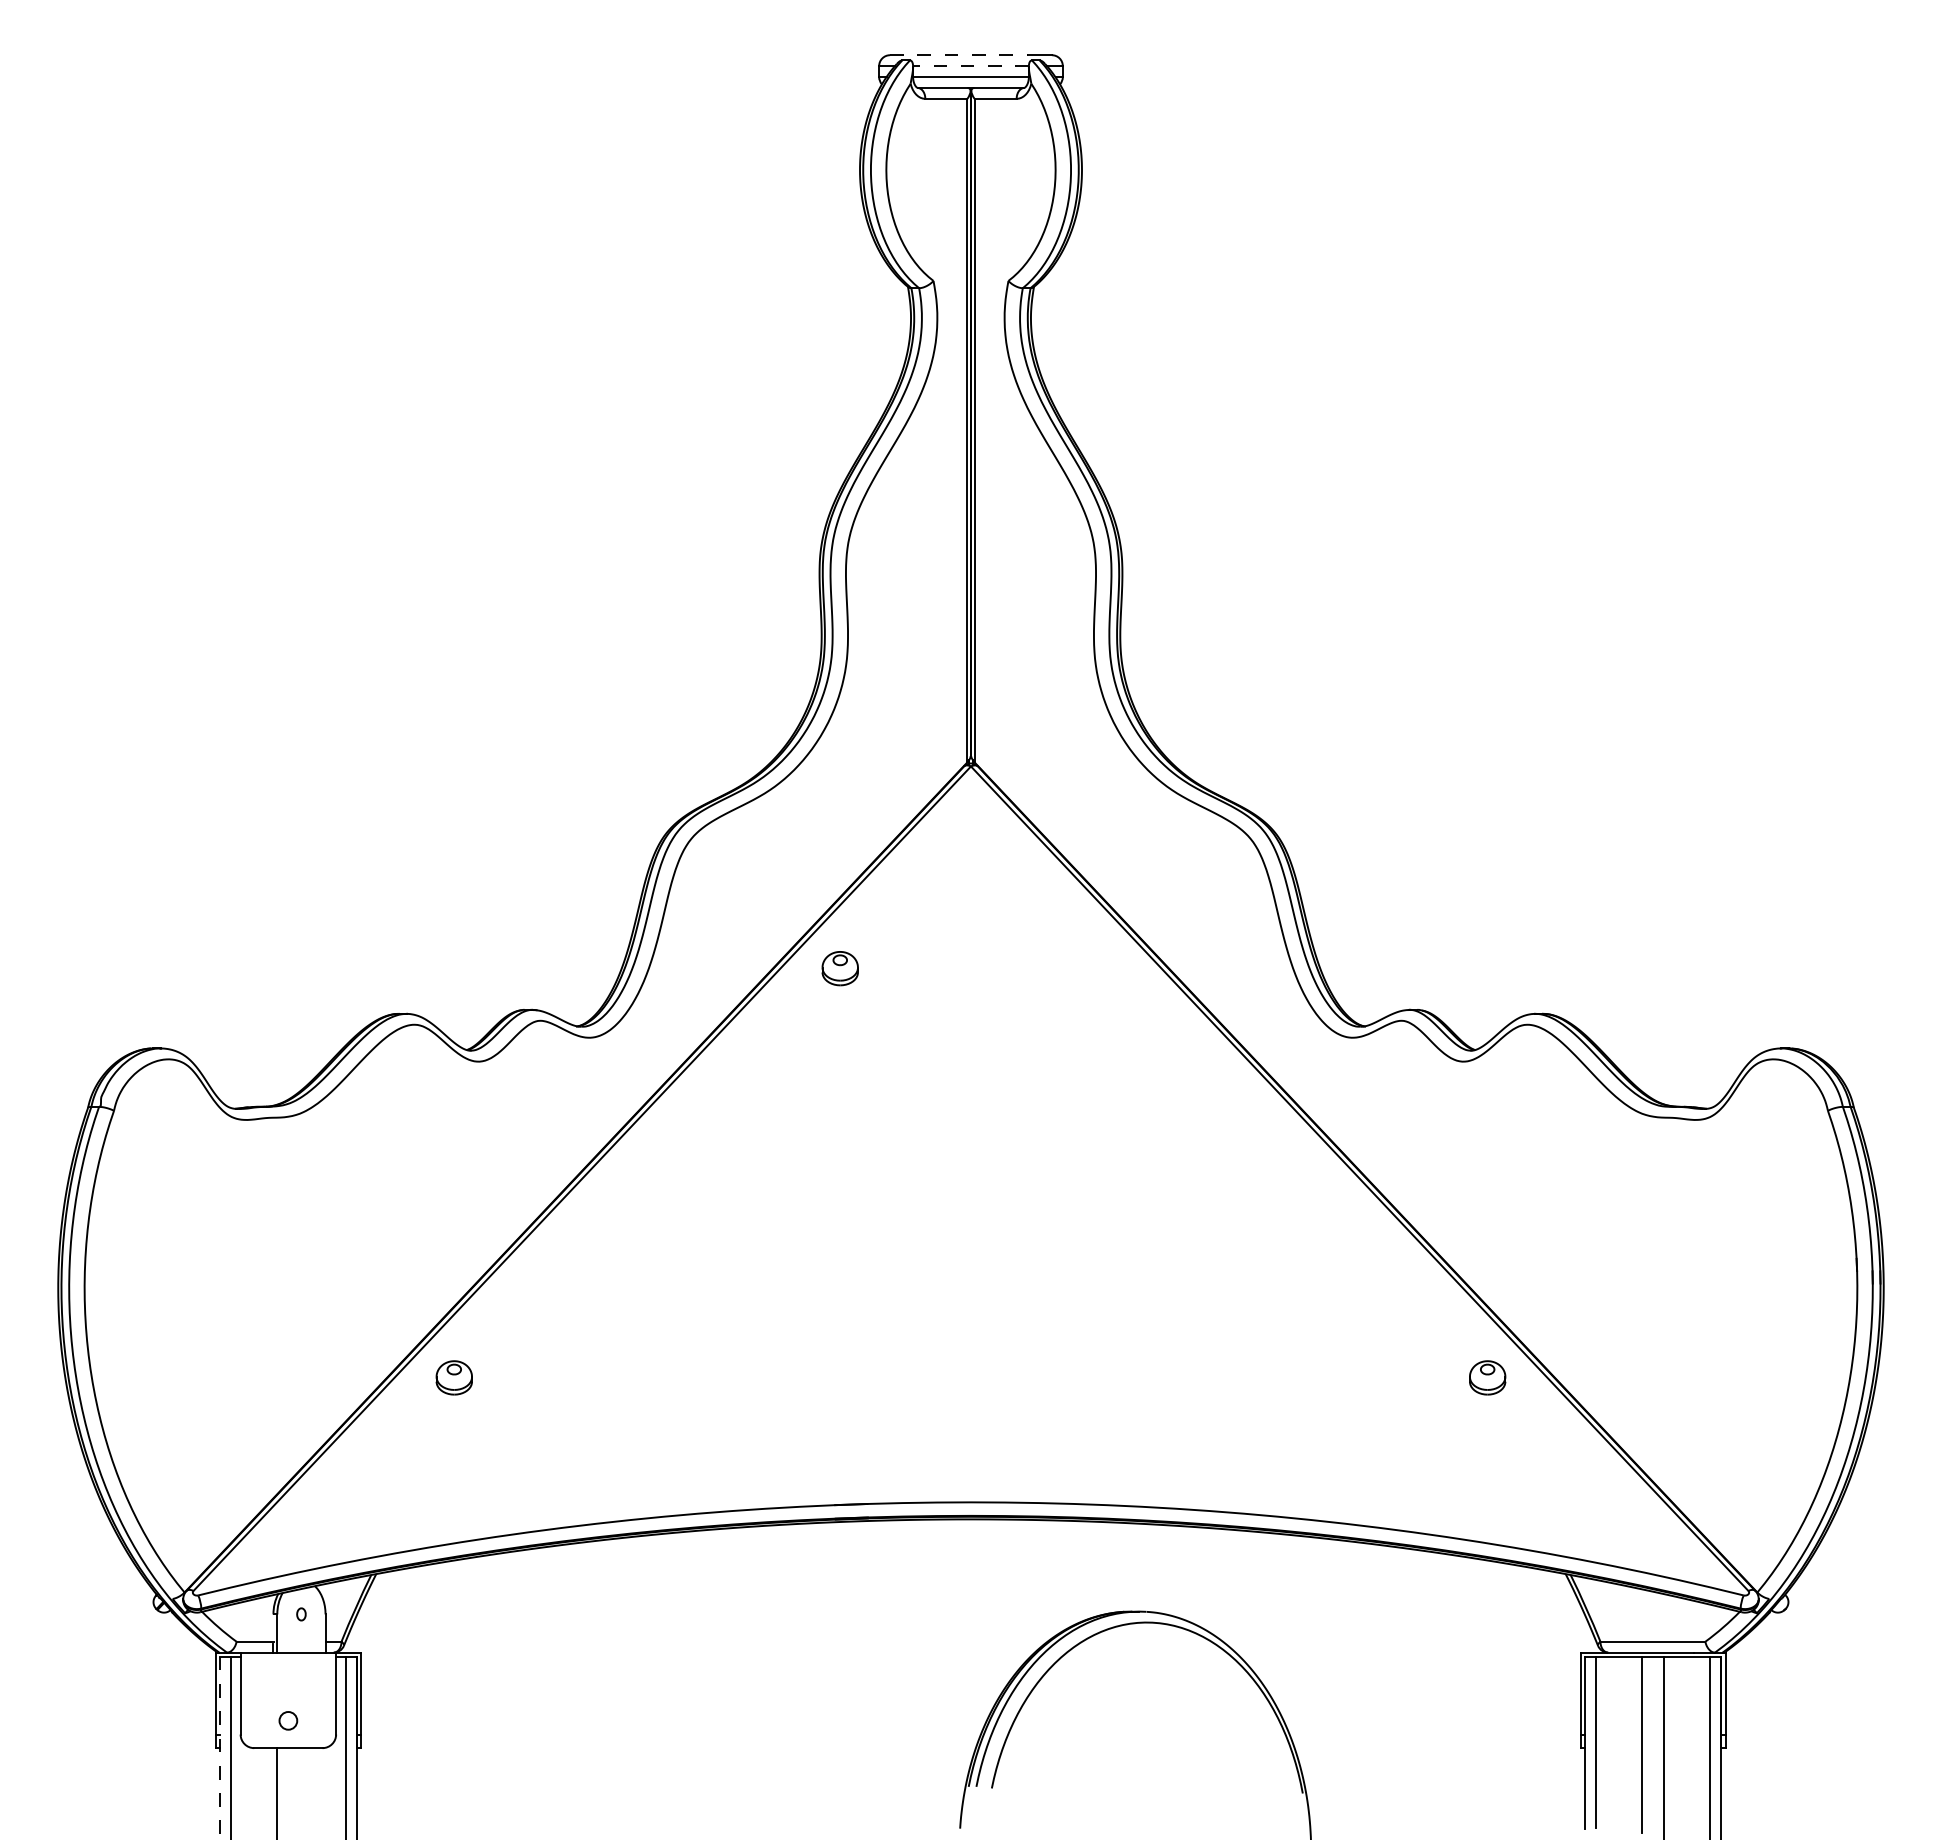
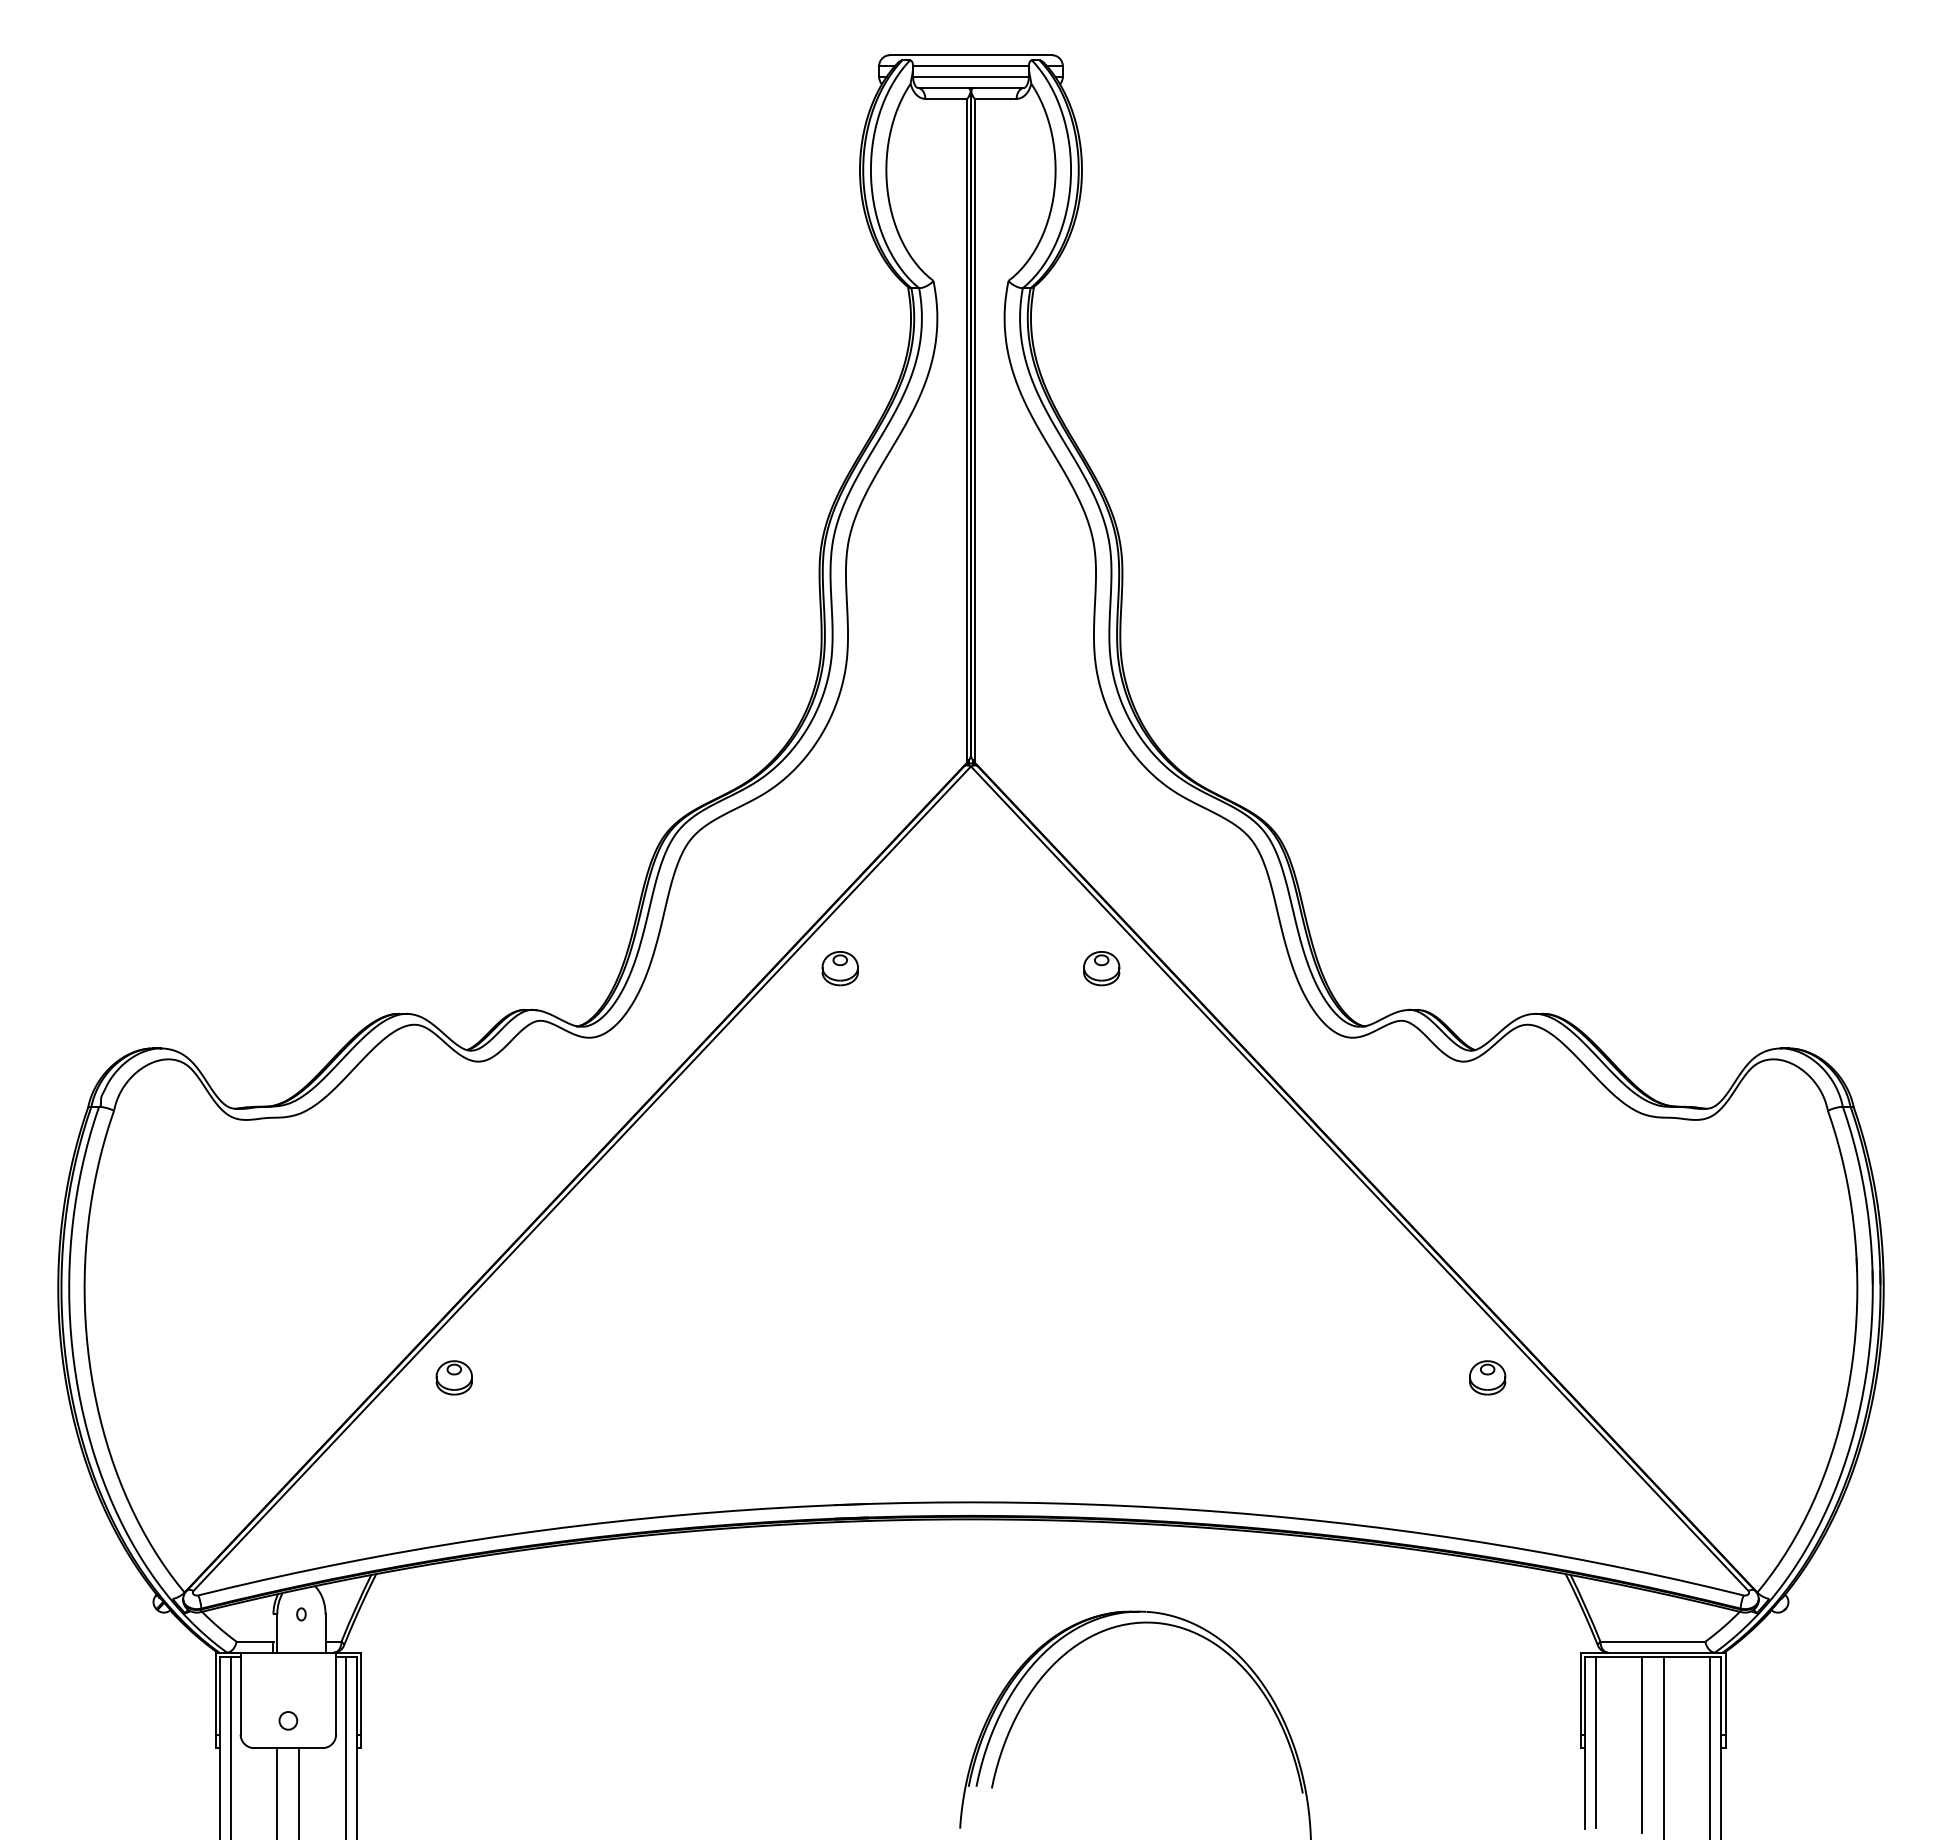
line: dashed -> solid (959, 55)
line: dashed -> solid (970, 66)
part: none -> present (1101, 968)
line: dashed -> solid (220, 1748)
line: none -> present (299, 1792)
